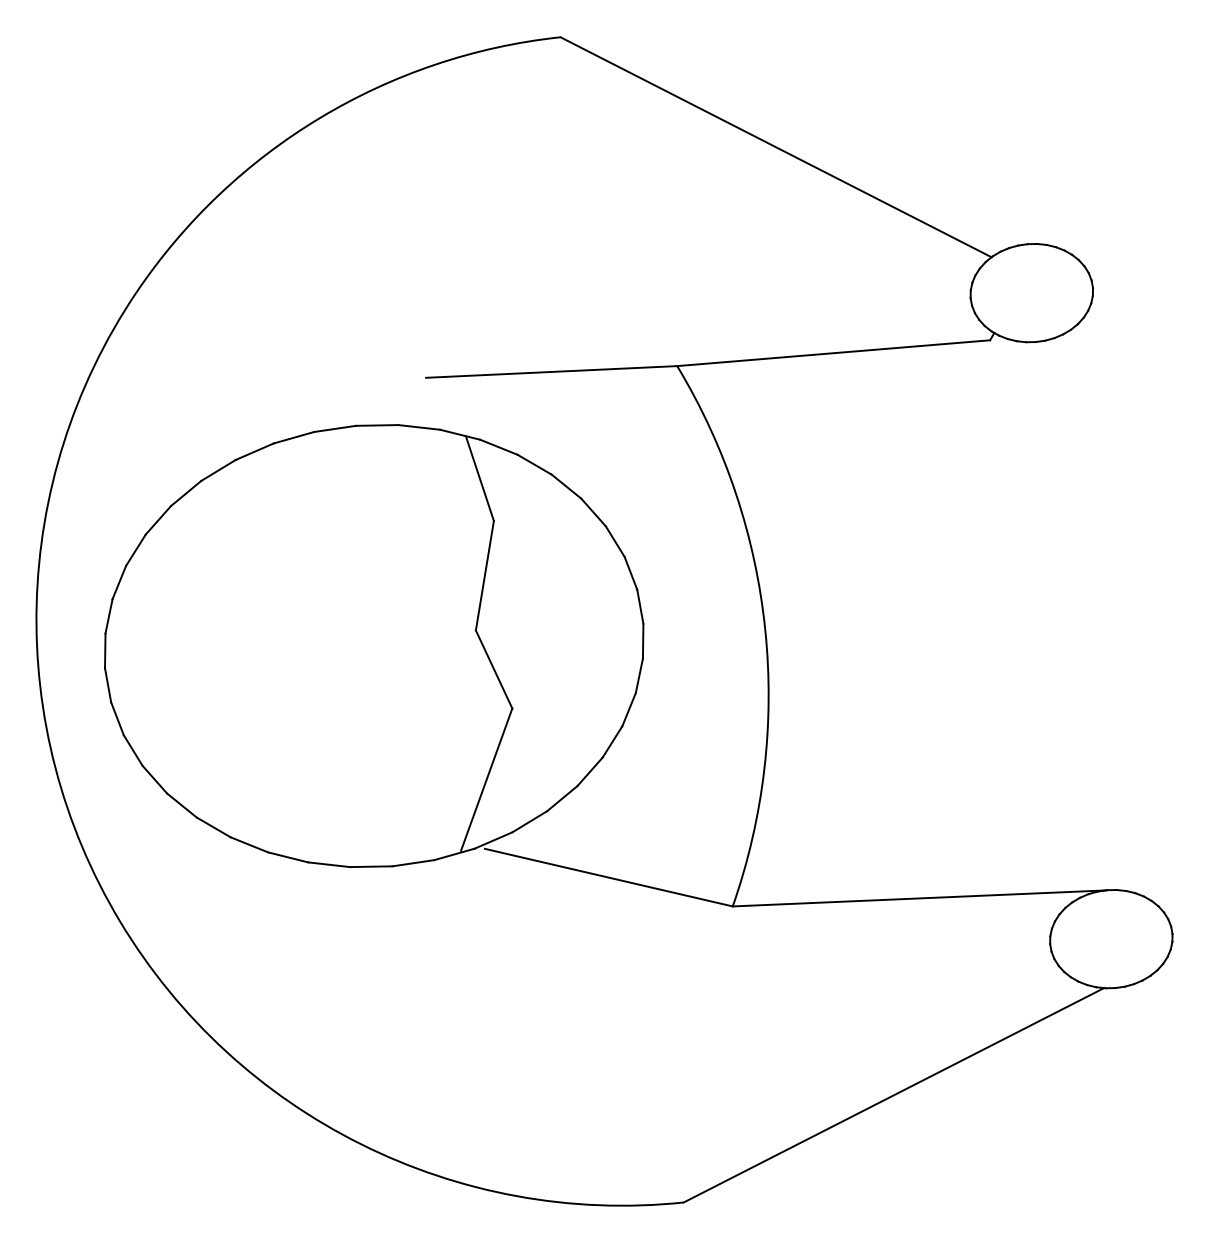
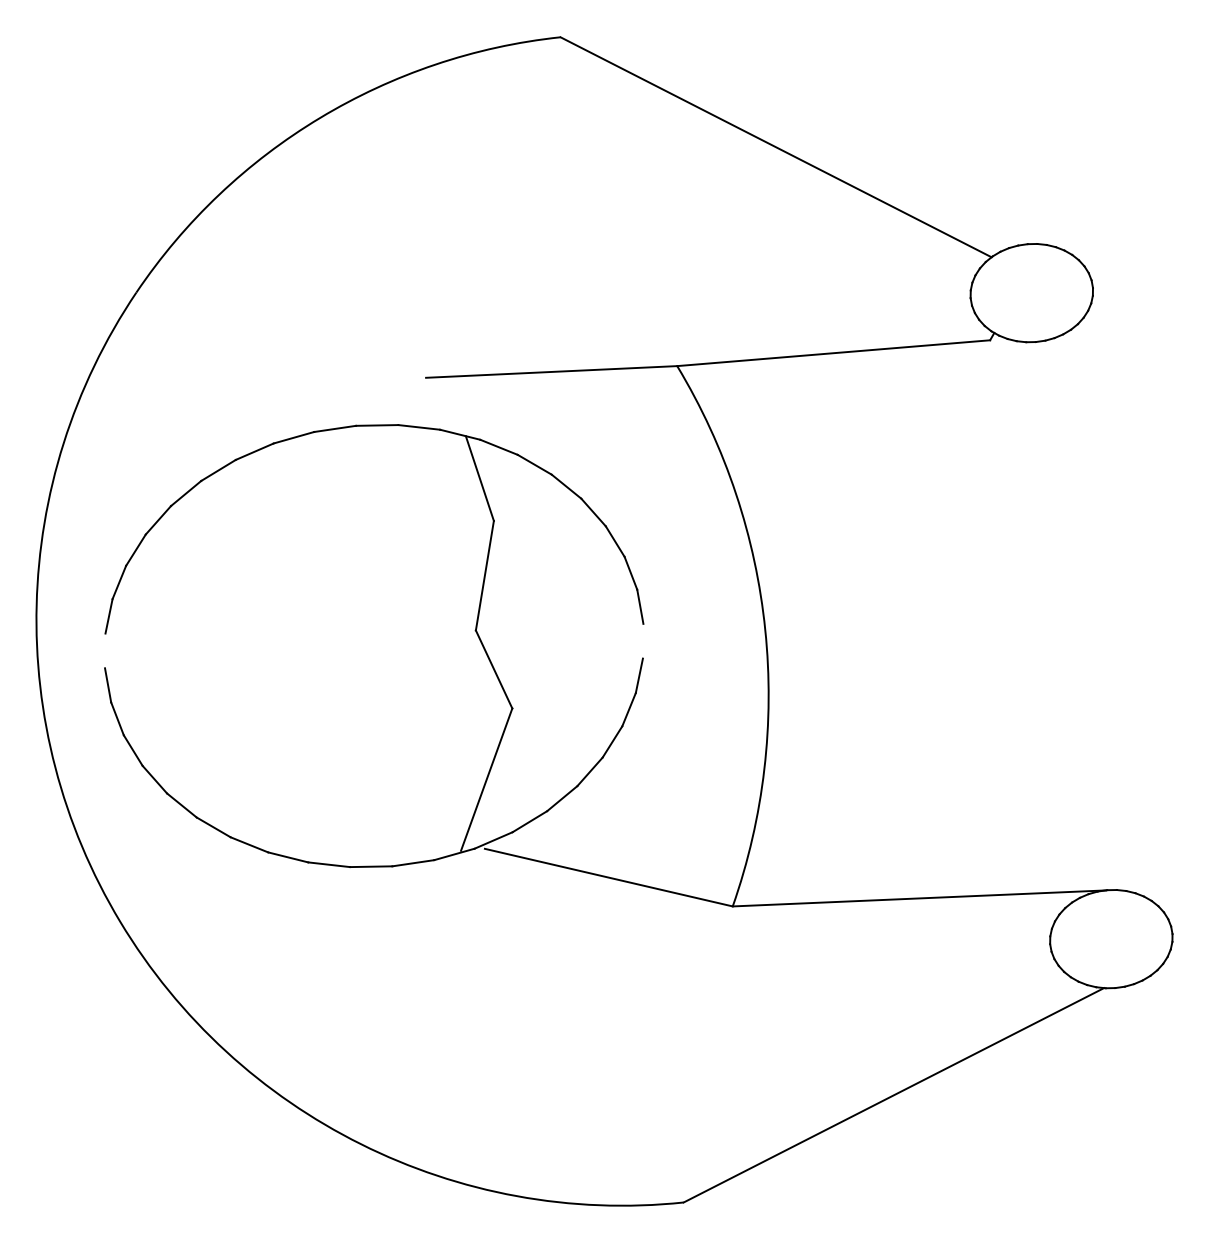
line: present -> none (642, 640)
line: present -> none (105, 650)
